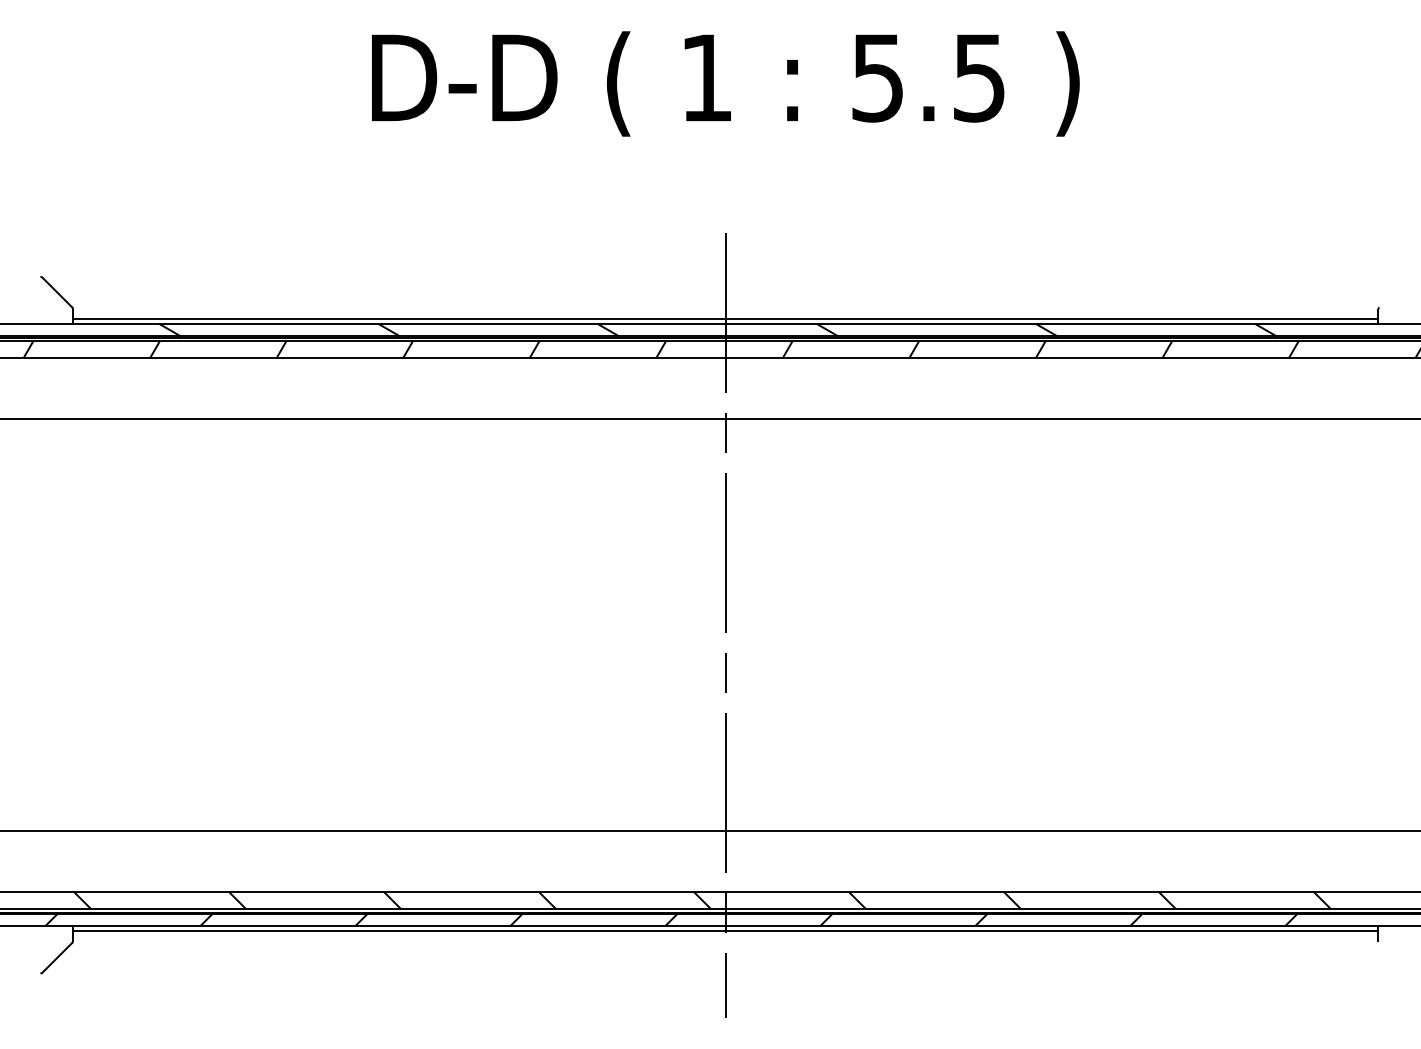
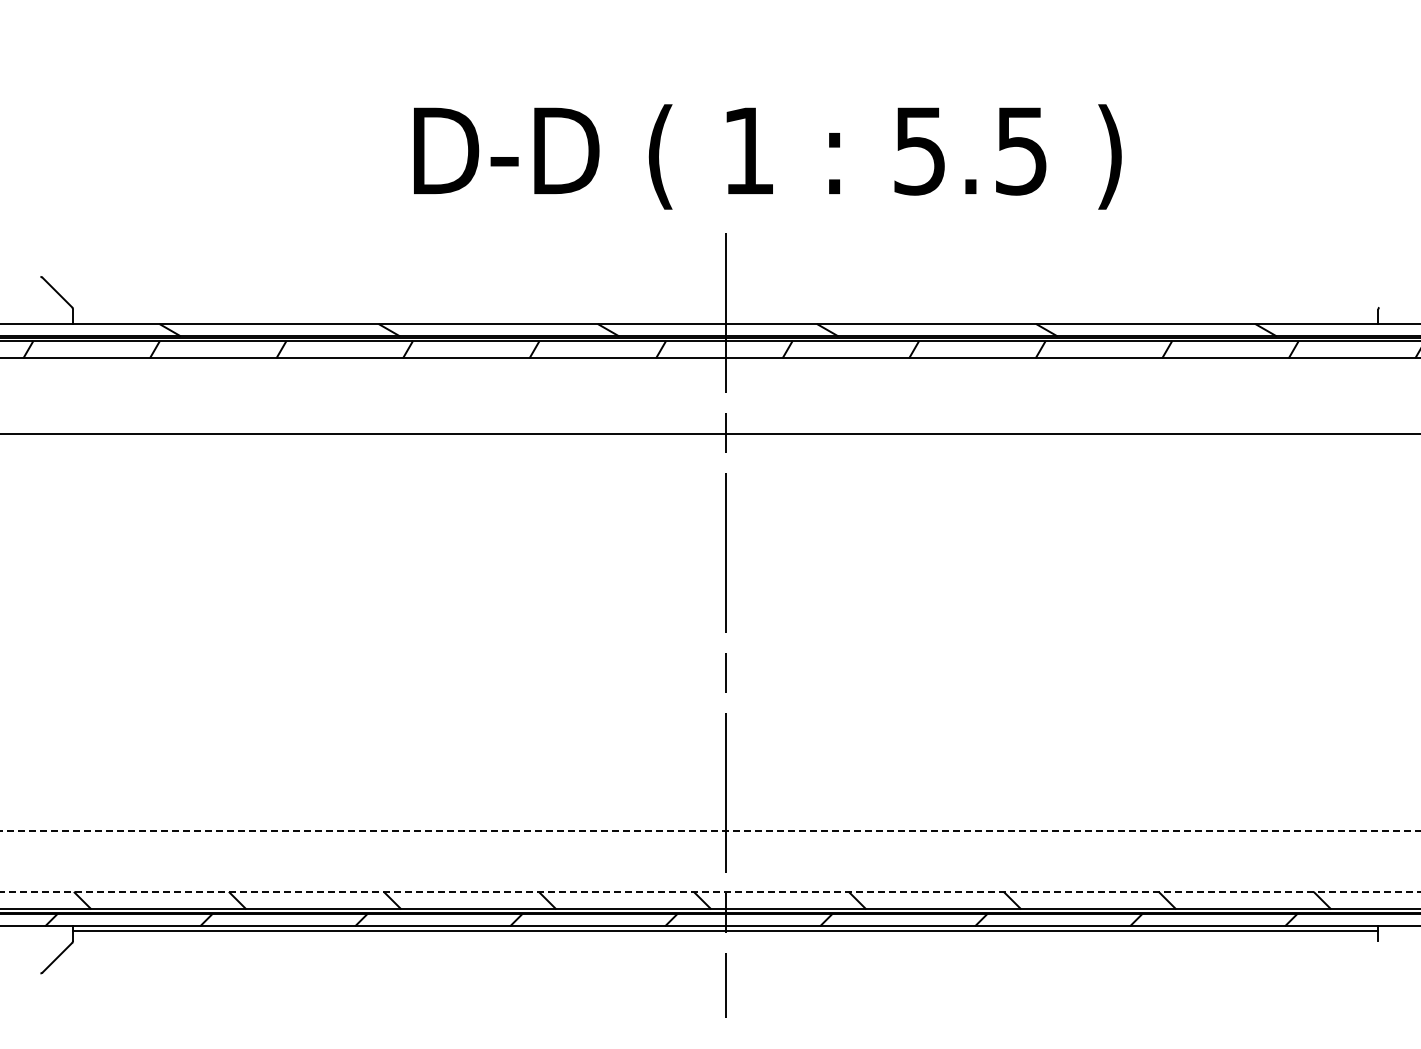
text position: (725, 83) -> (767, 156) (767, 156)
line: present -> none (725, 318)
line position: (709, 419) -> (709, 434) (709, 434)
line: solid -> dashed (710, 831)
line: solid -> dashed (710, 891)
